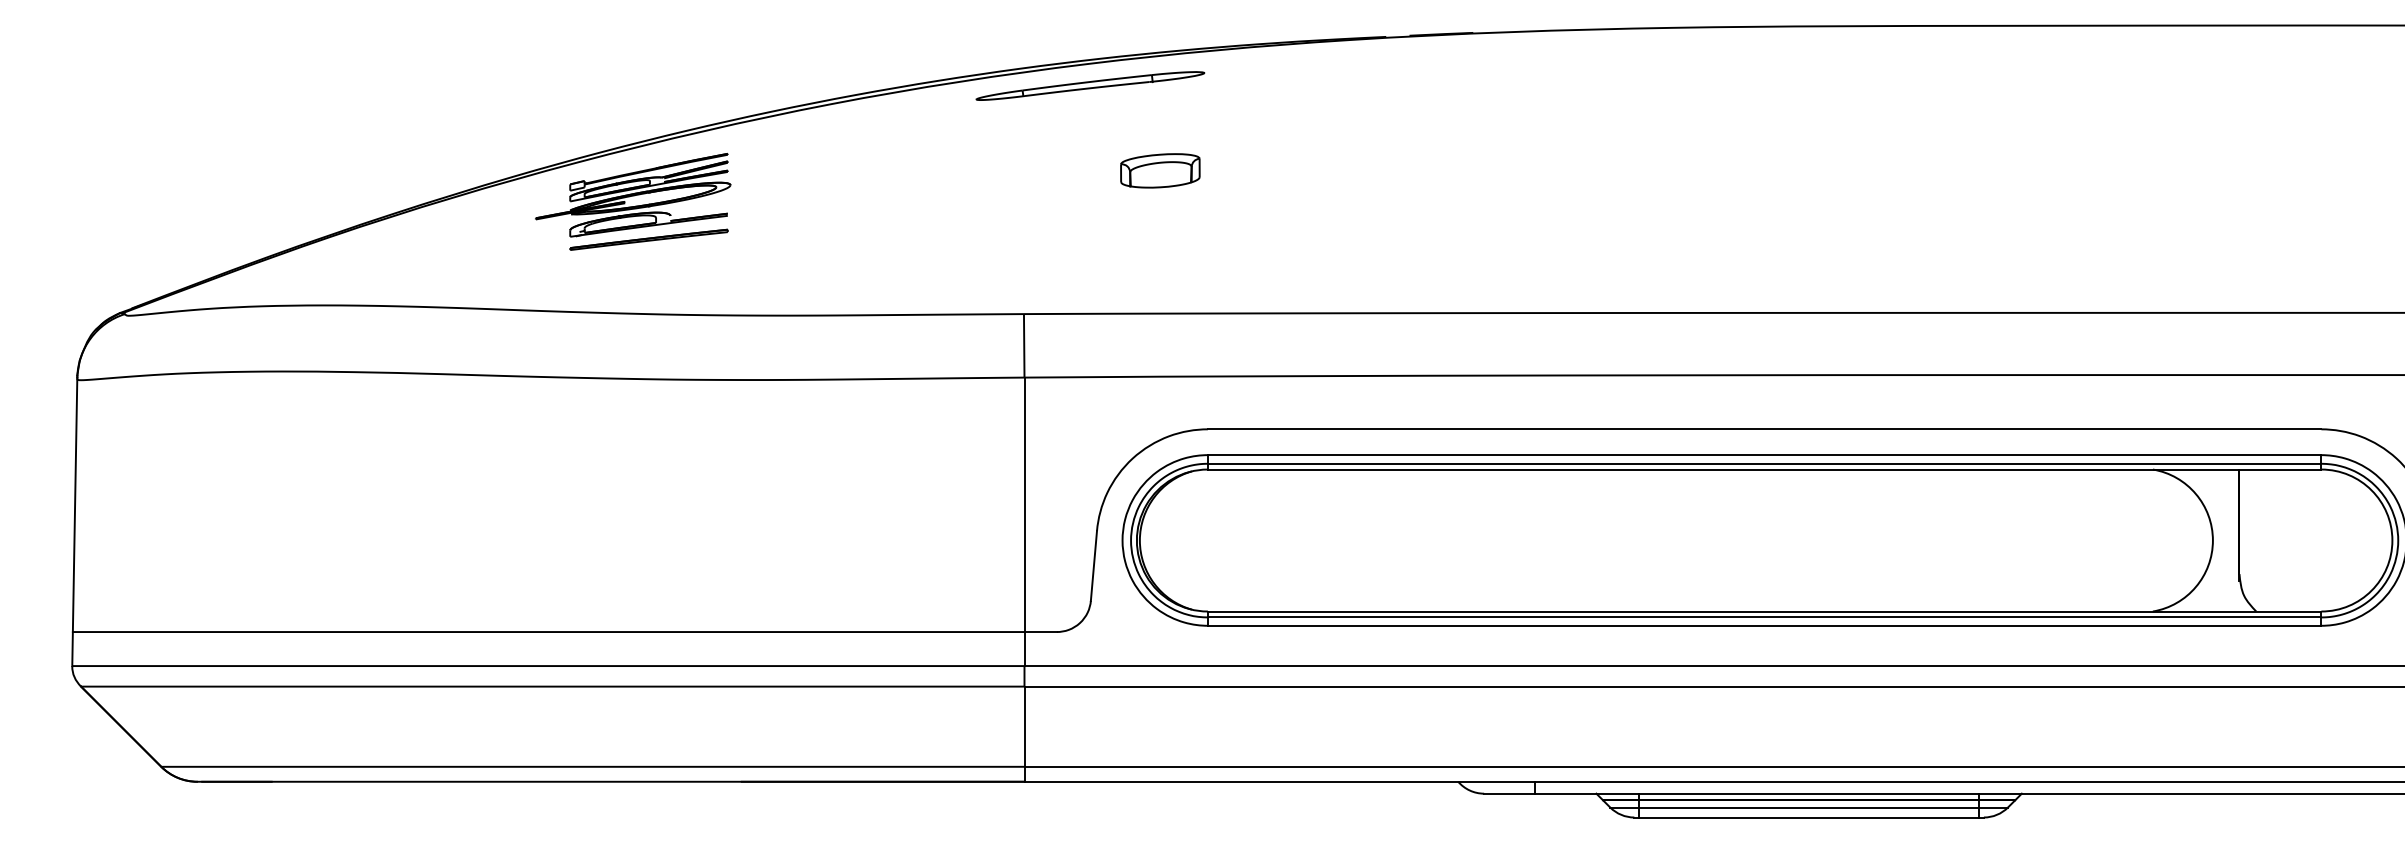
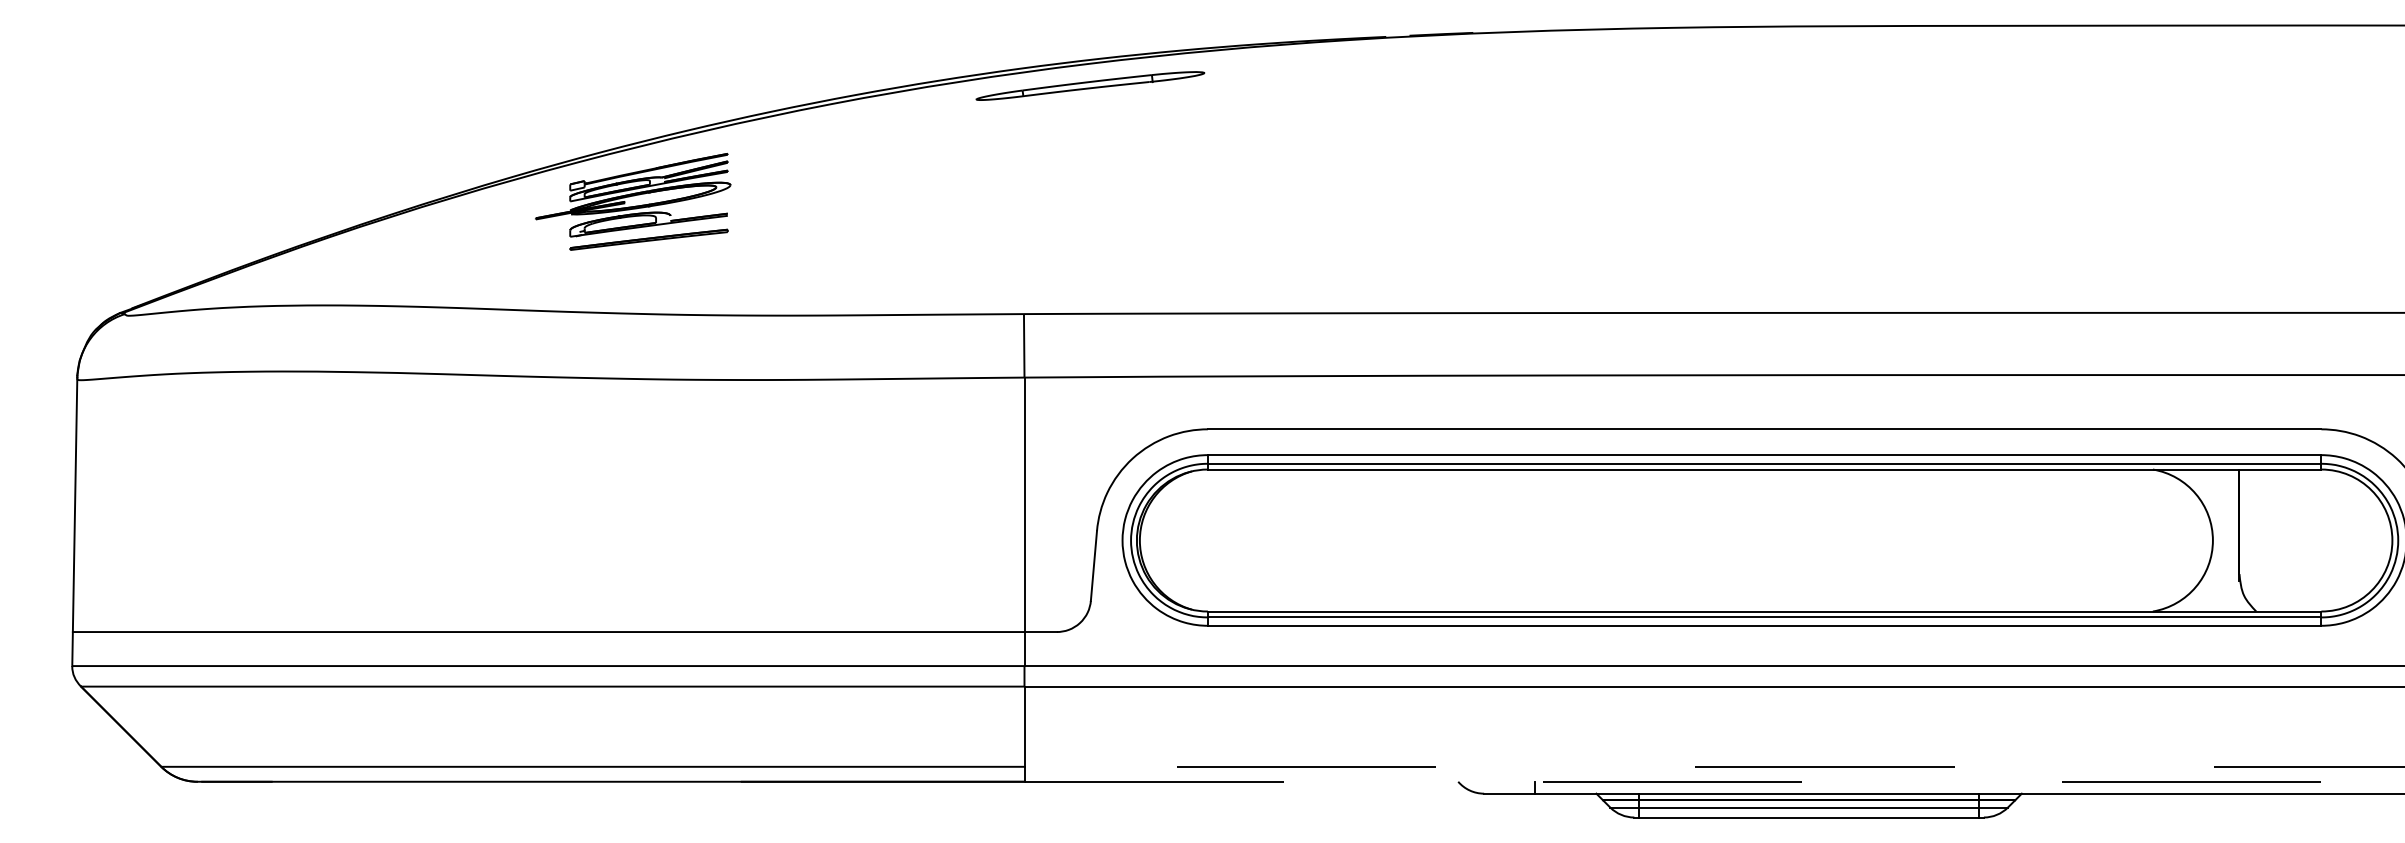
part: present -> none (1160, 170)
line: solid -> dashed (1714, 766)
line: solid -> dashed (1714, 781)
